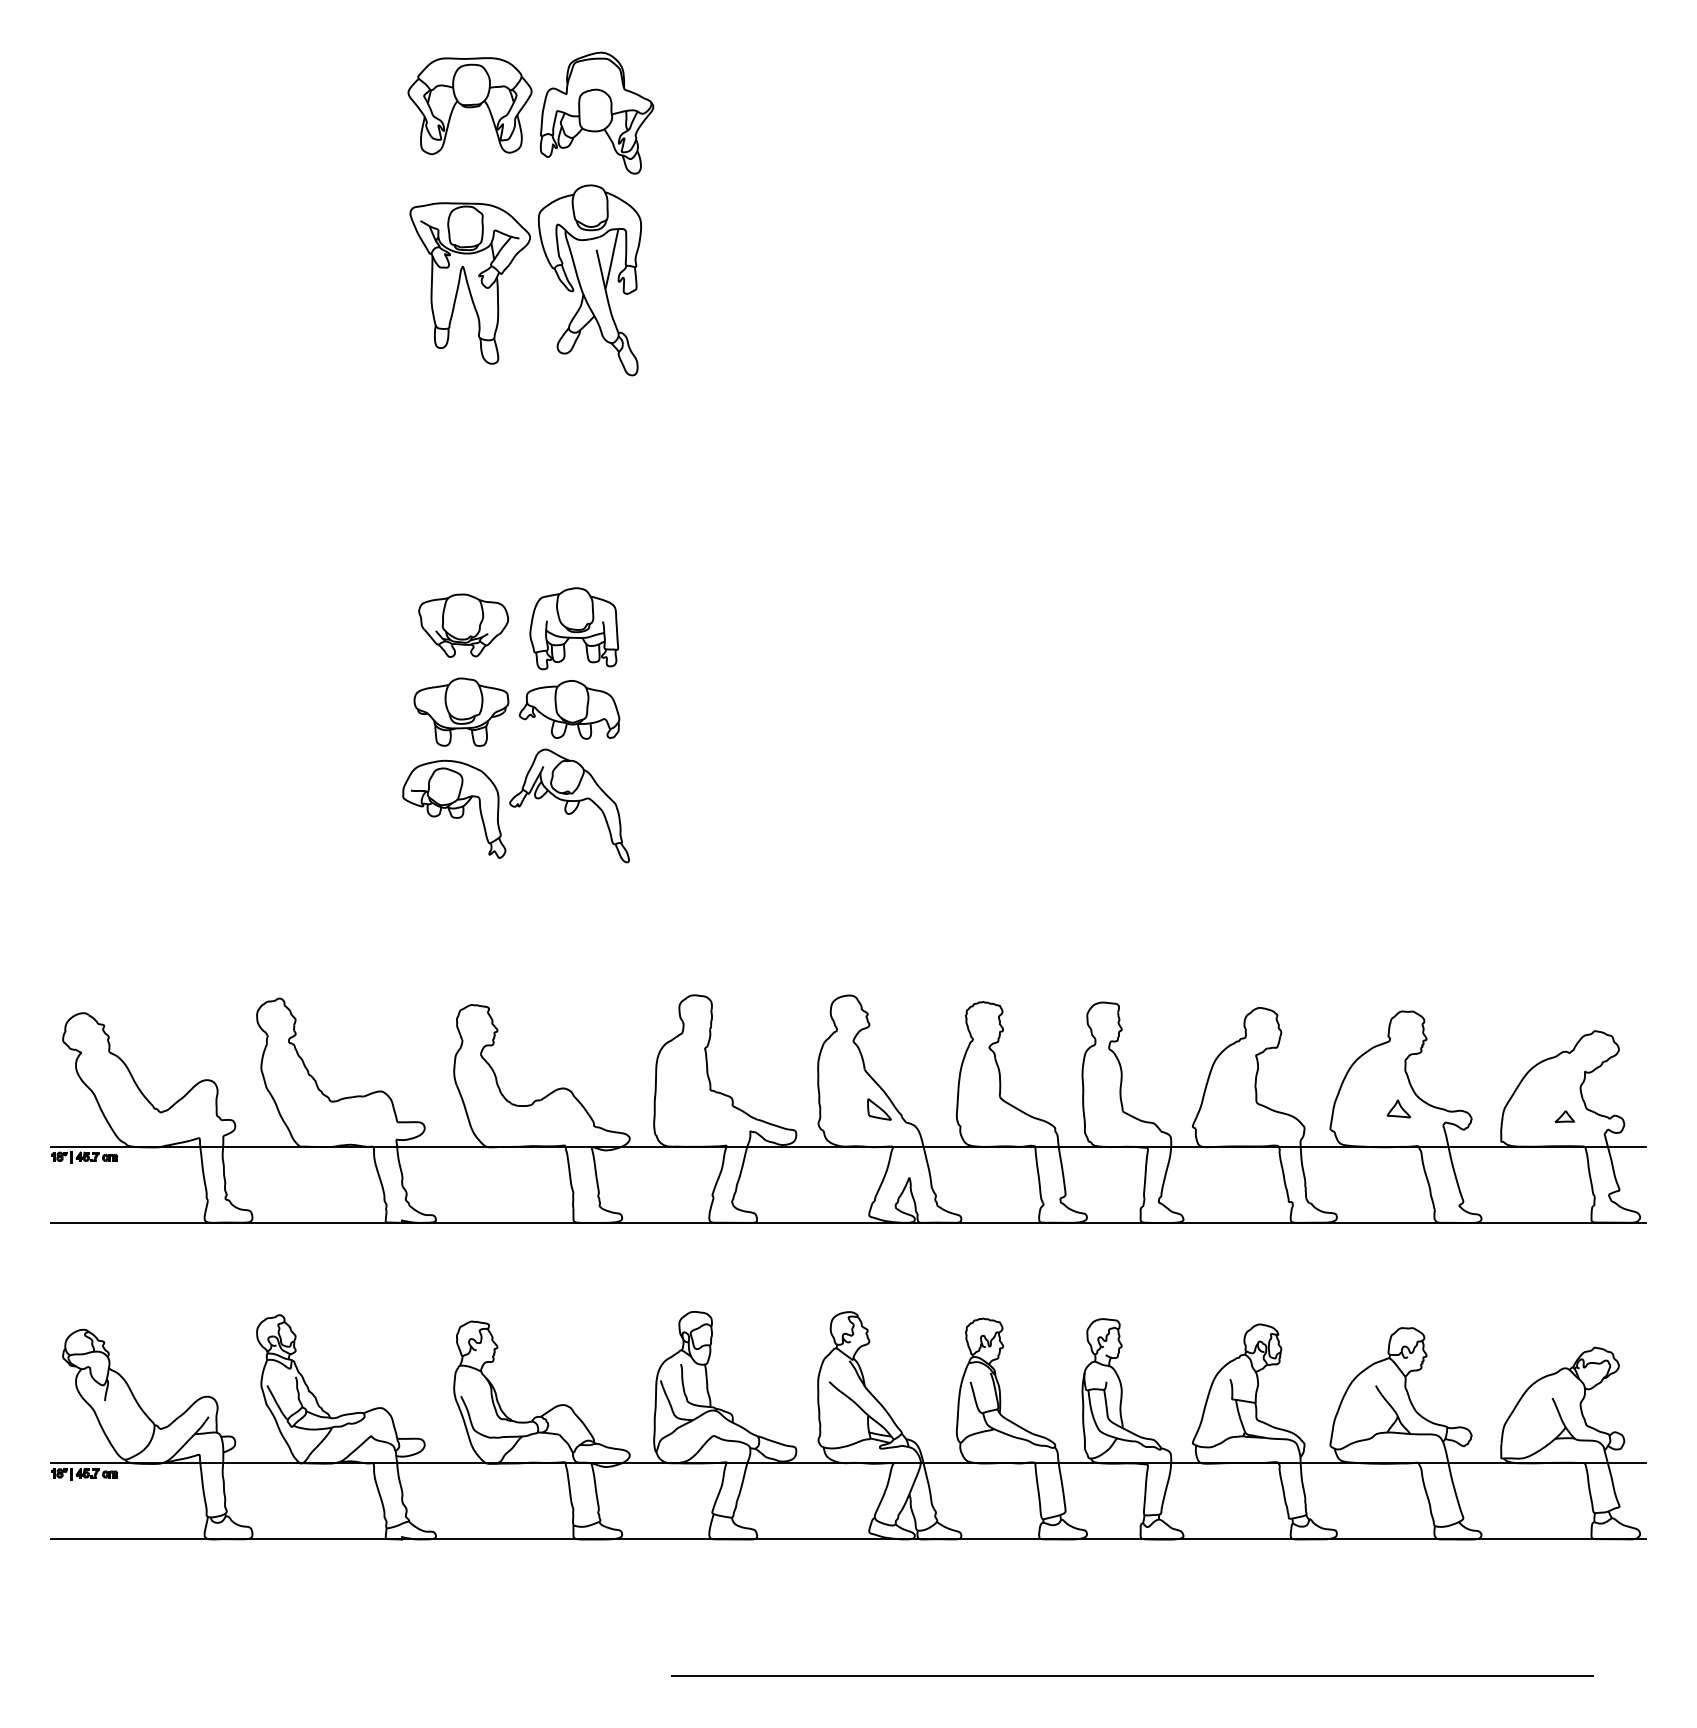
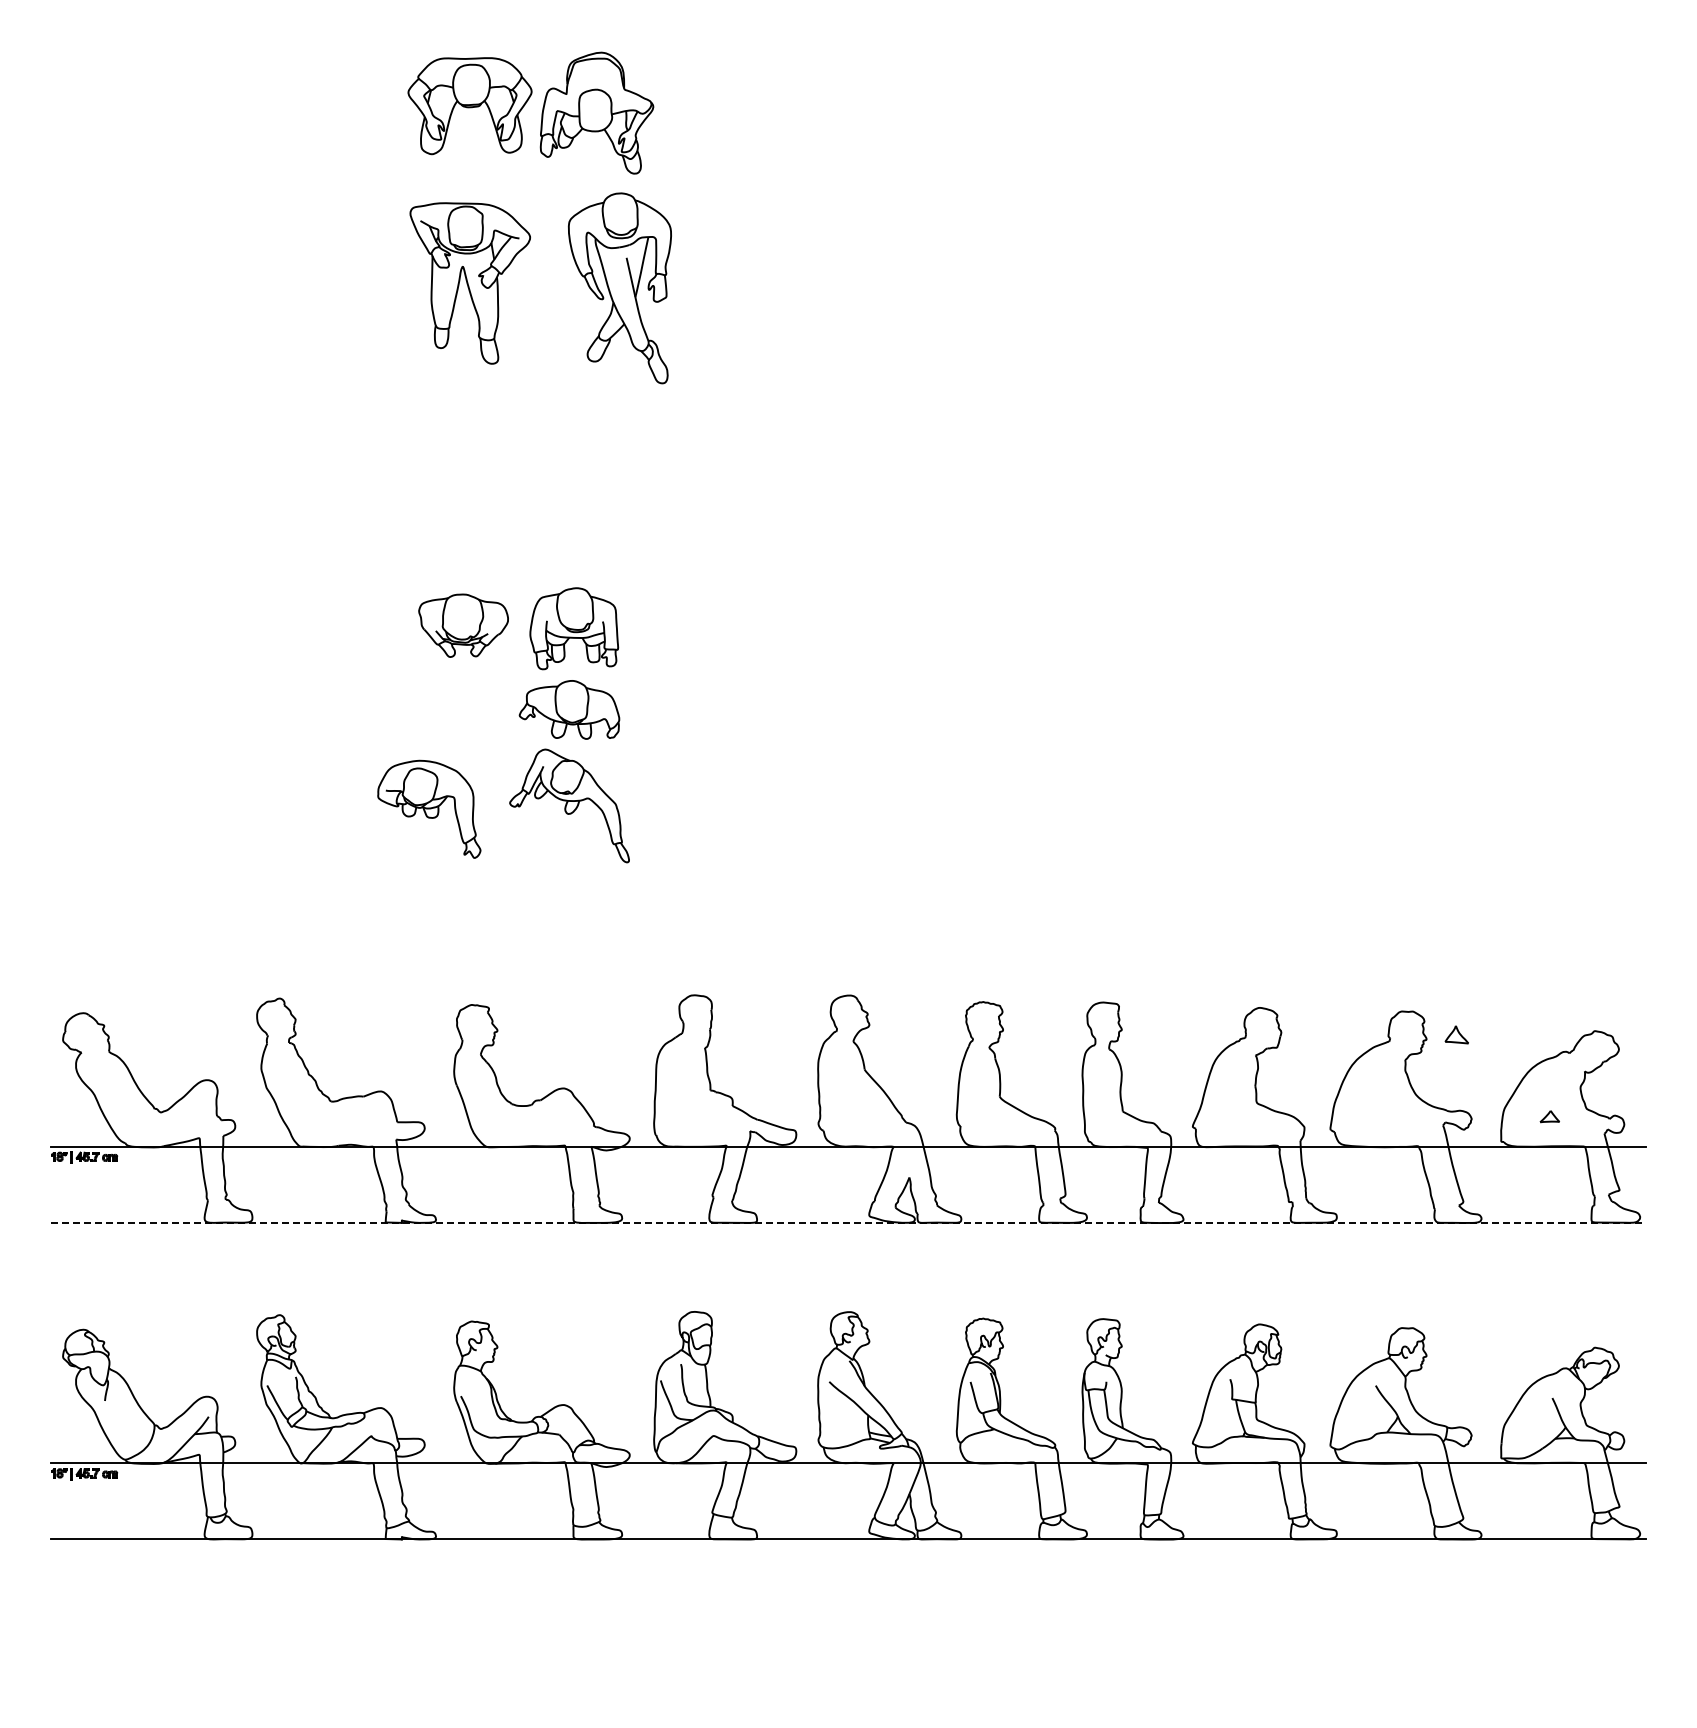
part position: (589, 280) -> (619, 288) (619, 288)
part: present -> none (461, 711)
part position: (454, 808) -> (429, 808) (429, 808)
part position: (1398, 1108) -> (1456, 1034) (1456, 1034)
part: present -> none (879, 1109)
part position: (1564, 1116) -> (1549, 1116) (1549, 1116)
line: solid -> dashed (848, 1222)
line: present -> none (1132, 1676)
